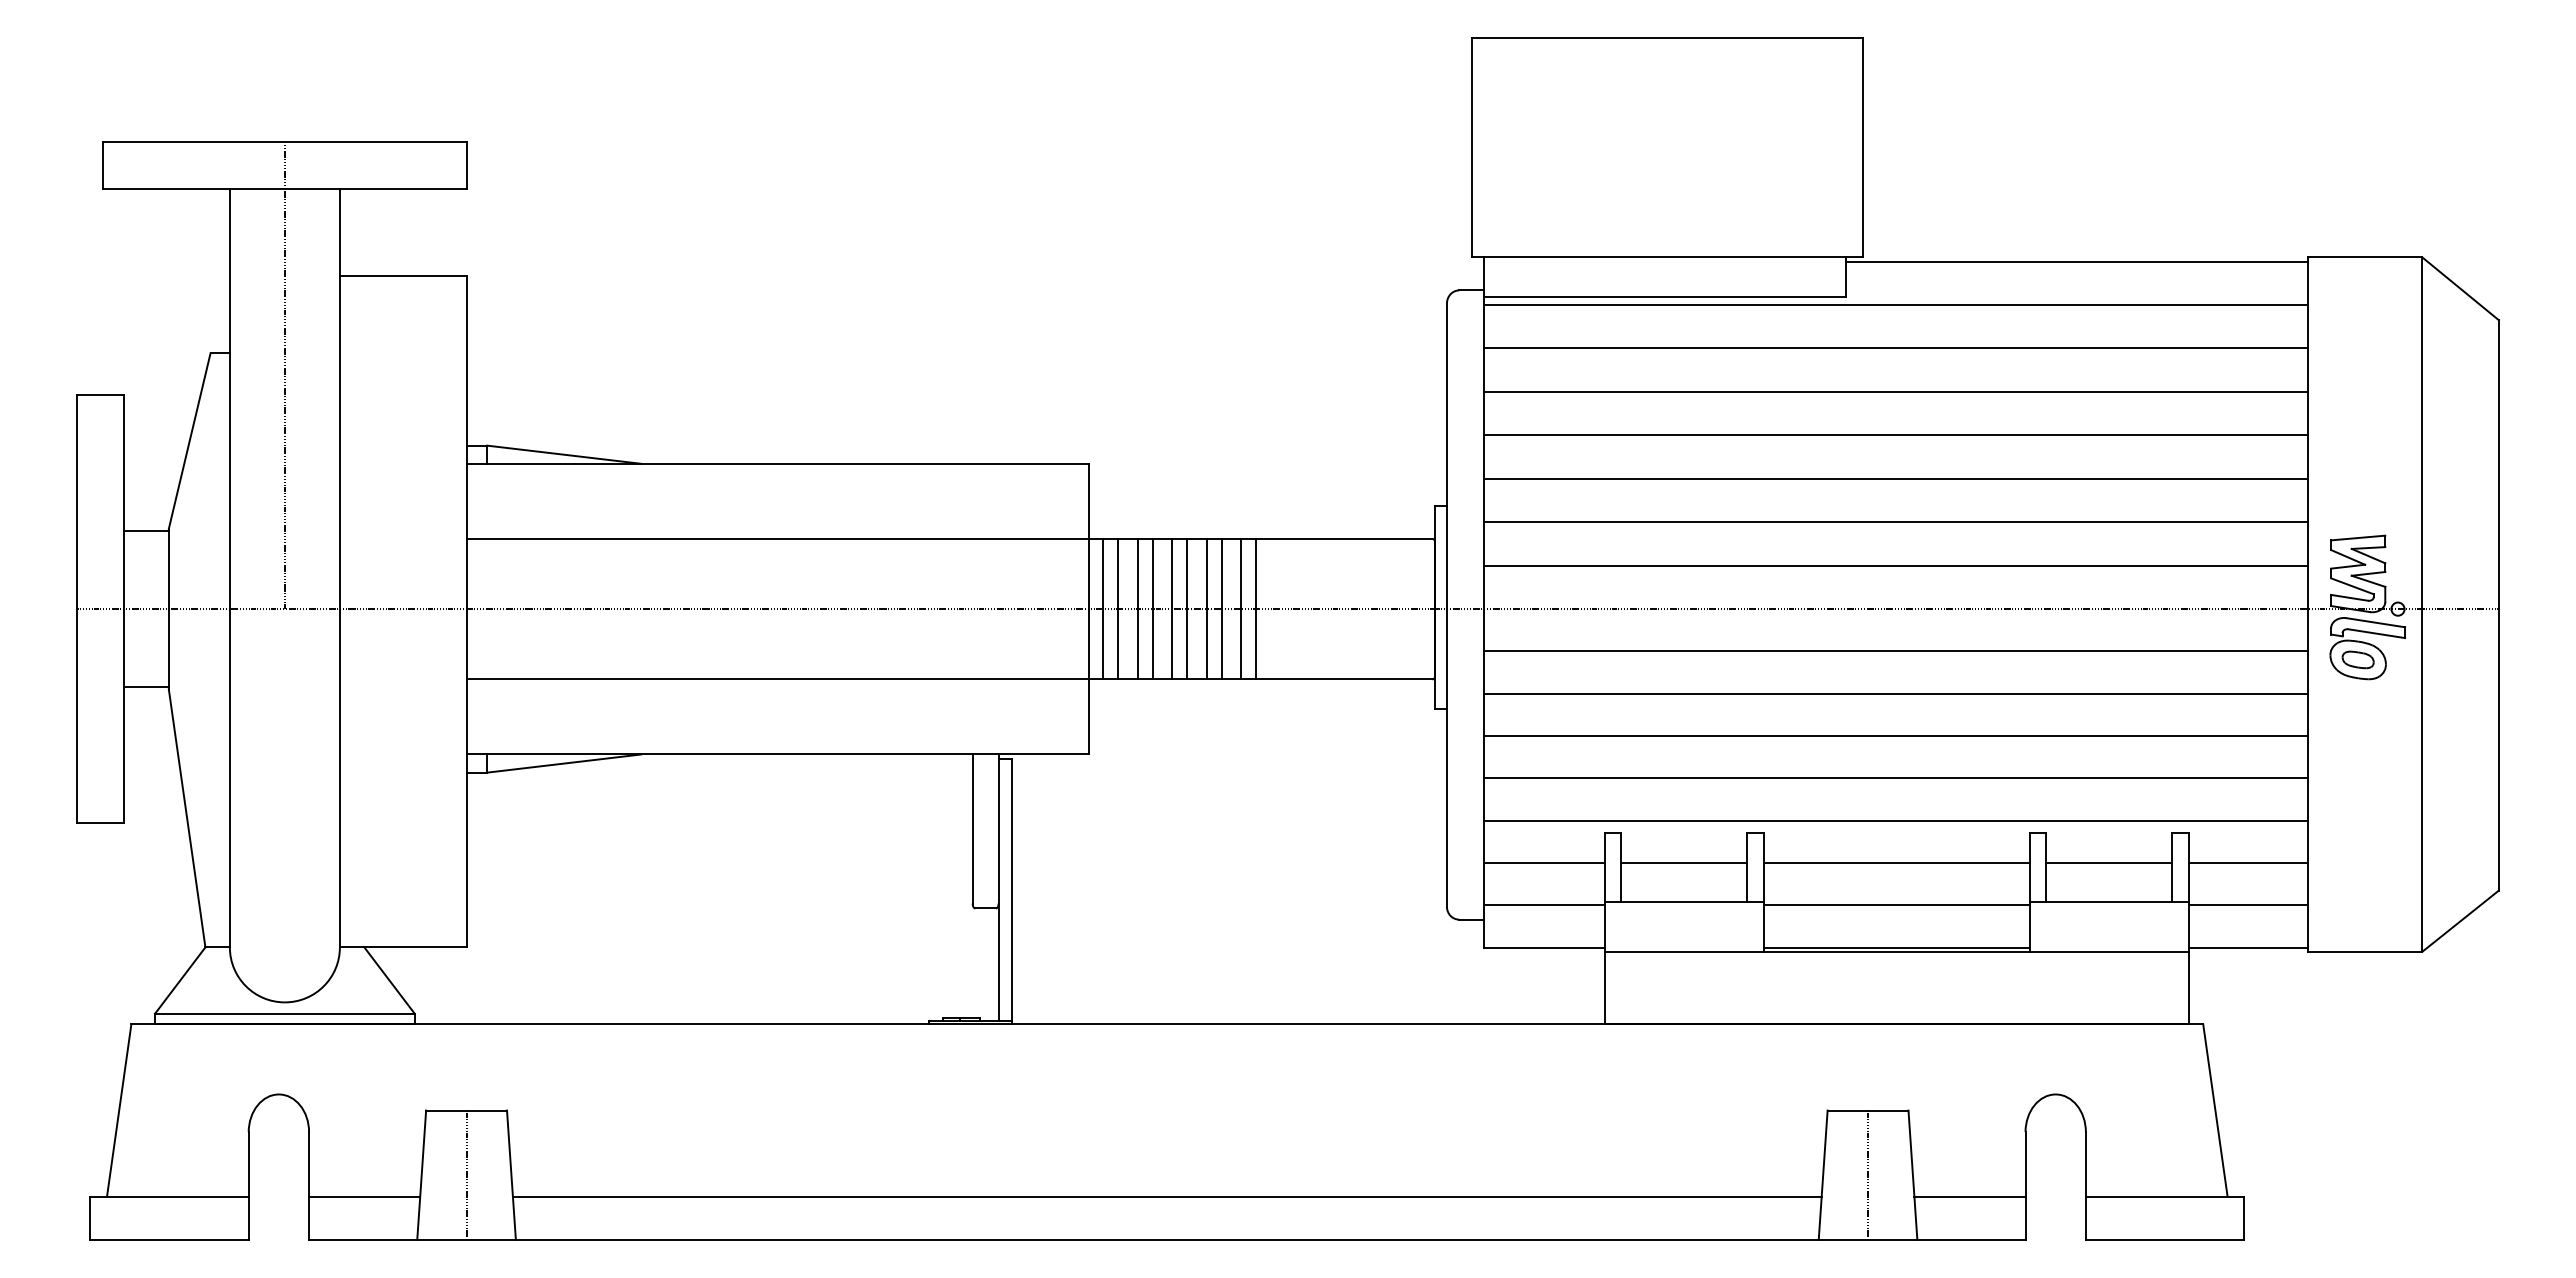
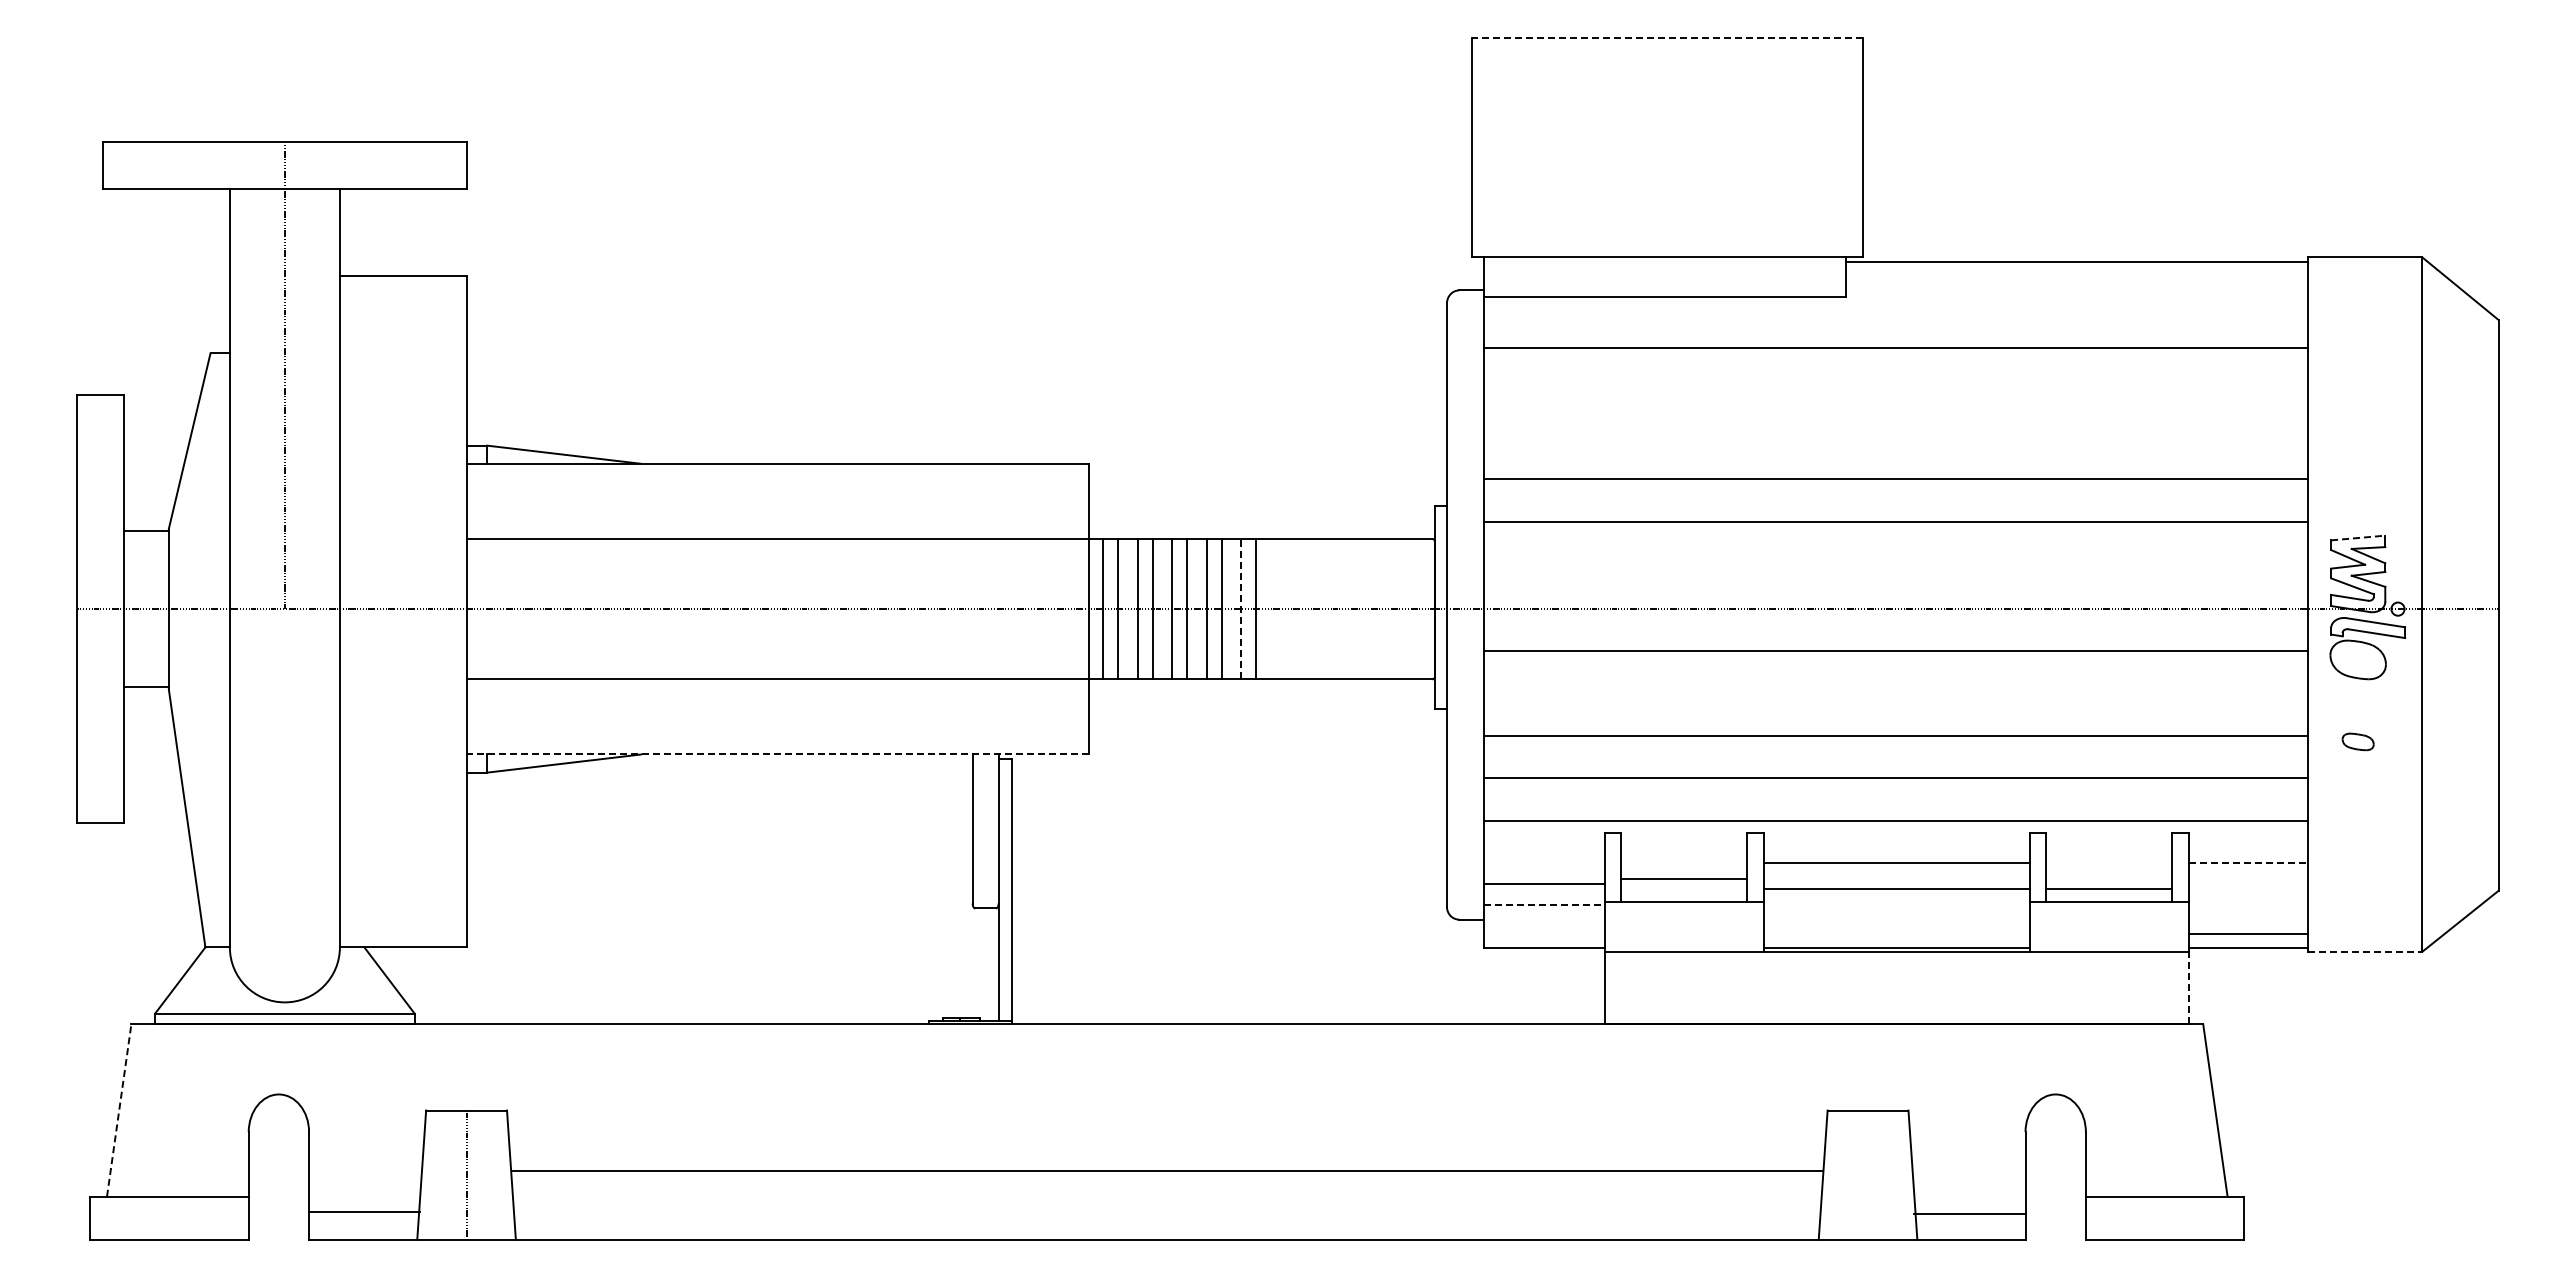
line: solid -> dashed (1666, 38)
line: present -> none (1895, 305)
line: present -> none (1895, 391)
line: present -> none (1895, 435)
line: solid -> dashed (2358, 537)
line: present -> none (1895, 565)
line: solid -> dashed (1241, 608)
part position: (2357, 659) -> (2357, 741) (2357, 741)
line: present -> none (1895, 693)
line: solid -> dashed (777, 754)
line position: (1543, 863) -> (1543, 884) (1543, 884)
line position: (1683, 863) -> (1683, 879) (1683, 879)
line position: (2108, 863) -> (2108, 889) (2108, 889)
line: solid -> dashed (2248, 863)
line: solid -> dashed (1544, 905)
line position: (1896, 905) -> (1896, 889) (1896, 889)
line position: (2247, 905) -> (2247, 934) (2247, 934)
line: solid -> dashed (2365, 951)
line: solid -> dashed (2188, 987)
line: solid -> dashed (119, 1110)
line: present -> none (1868, 1174)
line position: (364, 1196) -> (364, 1211) (364, 1211)
line position: (1166, 1196) -> (1166, 1170) (1166, 1170)
line position: (1969, 1196) -> (1969, 1213) (1969, 1213)
